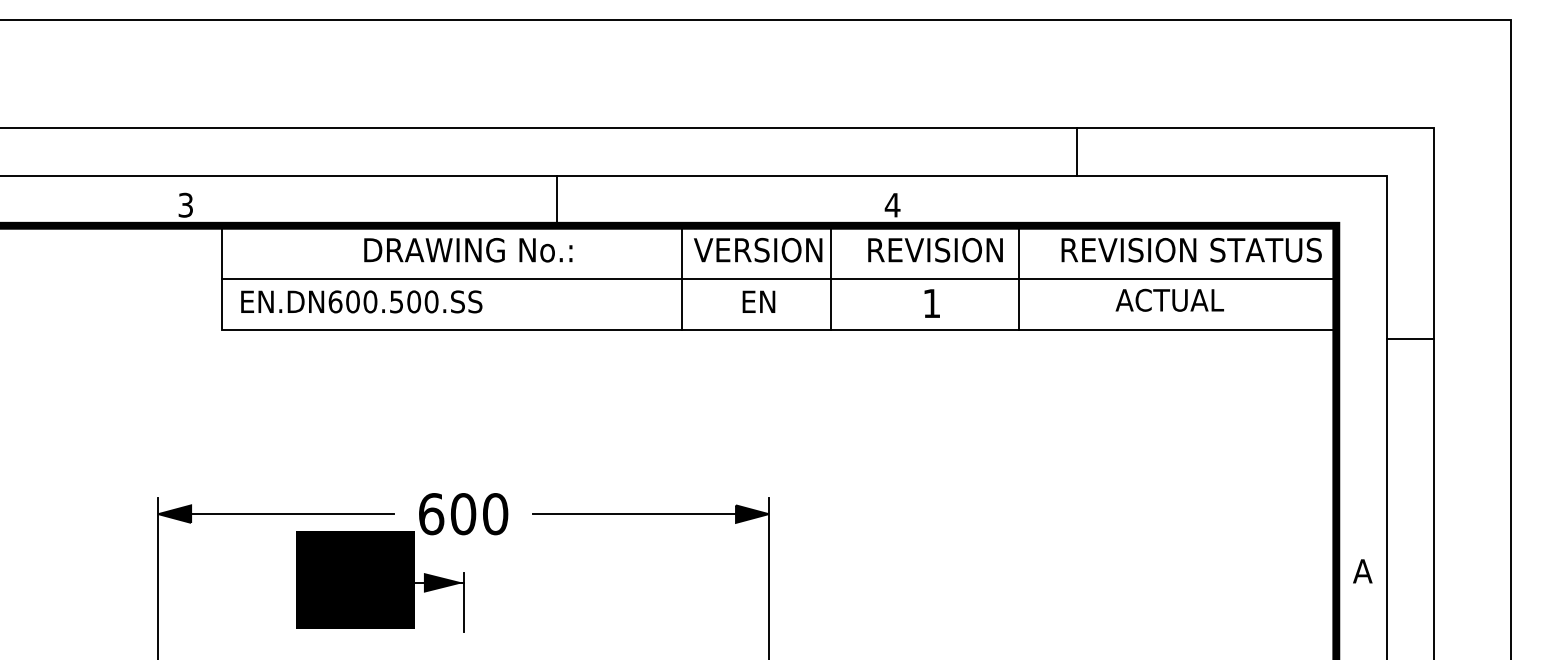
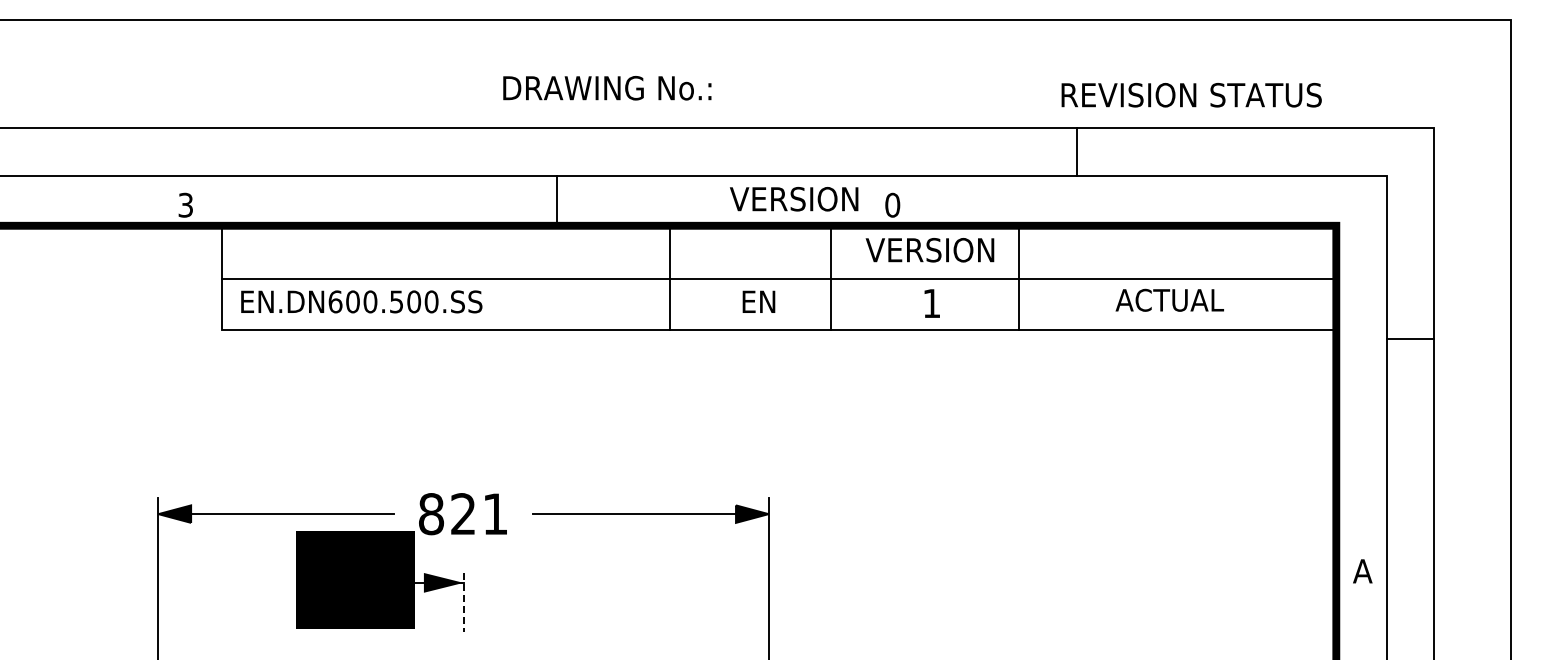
text: 4 -> 0 (892, 204)
text: REVISION -> VERSION (933, 249)
text position: (468, 250) -> (607, 88) (607, 88)
text position: (758, 250) -> (794, 199) (794, 199)
text position: (1191, 250) -> (1191, 95) (1191, 95)
line position: (682, 277) -> (670, 277) (670, 277)
text: 600 -> 821 (463, 514)
line: solid -> dashed (463, 602)
